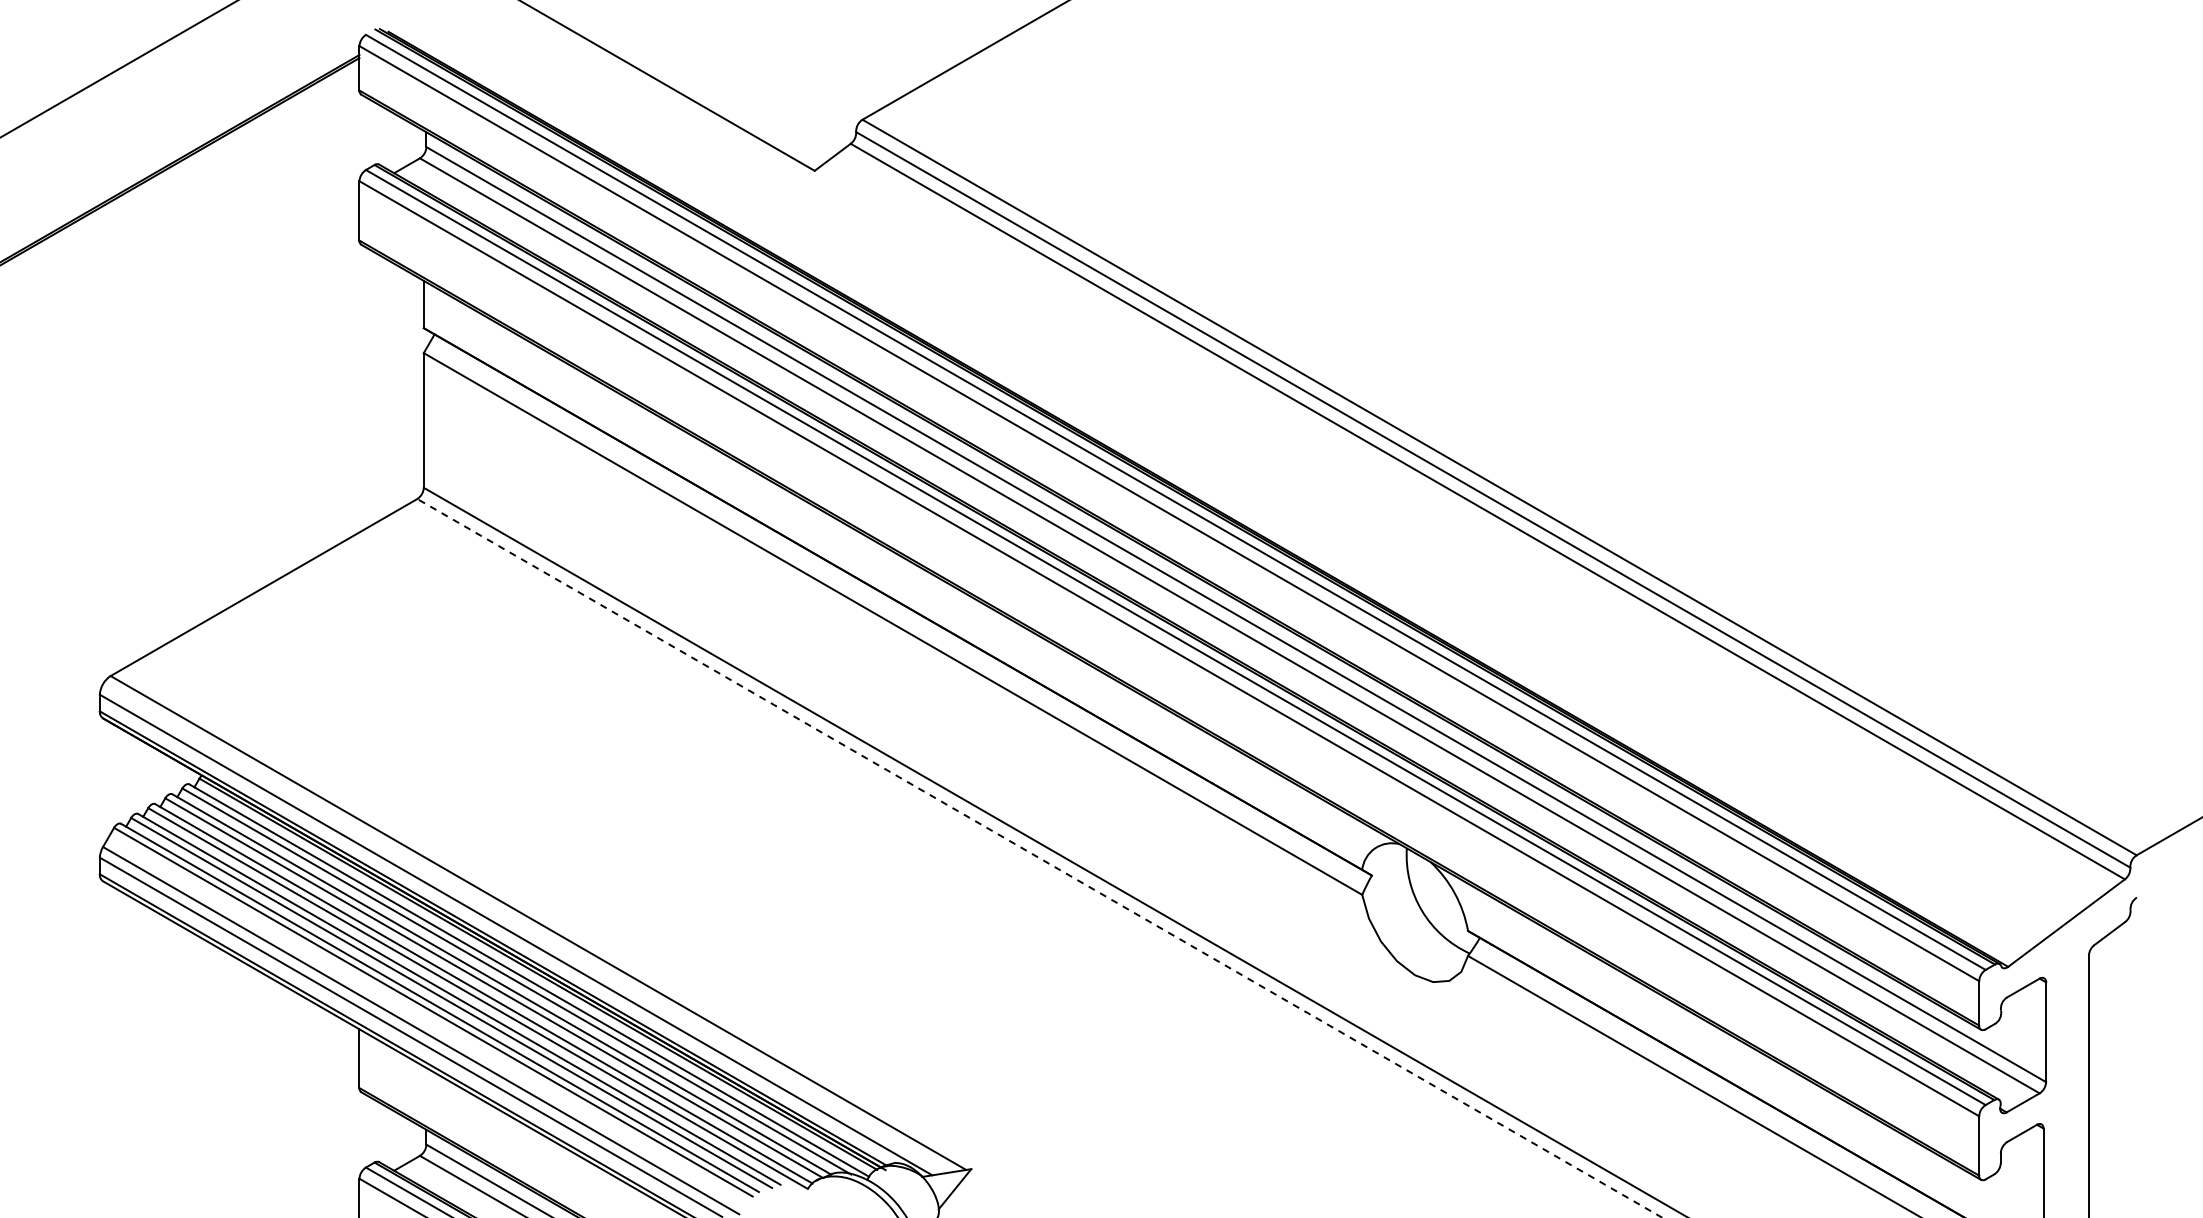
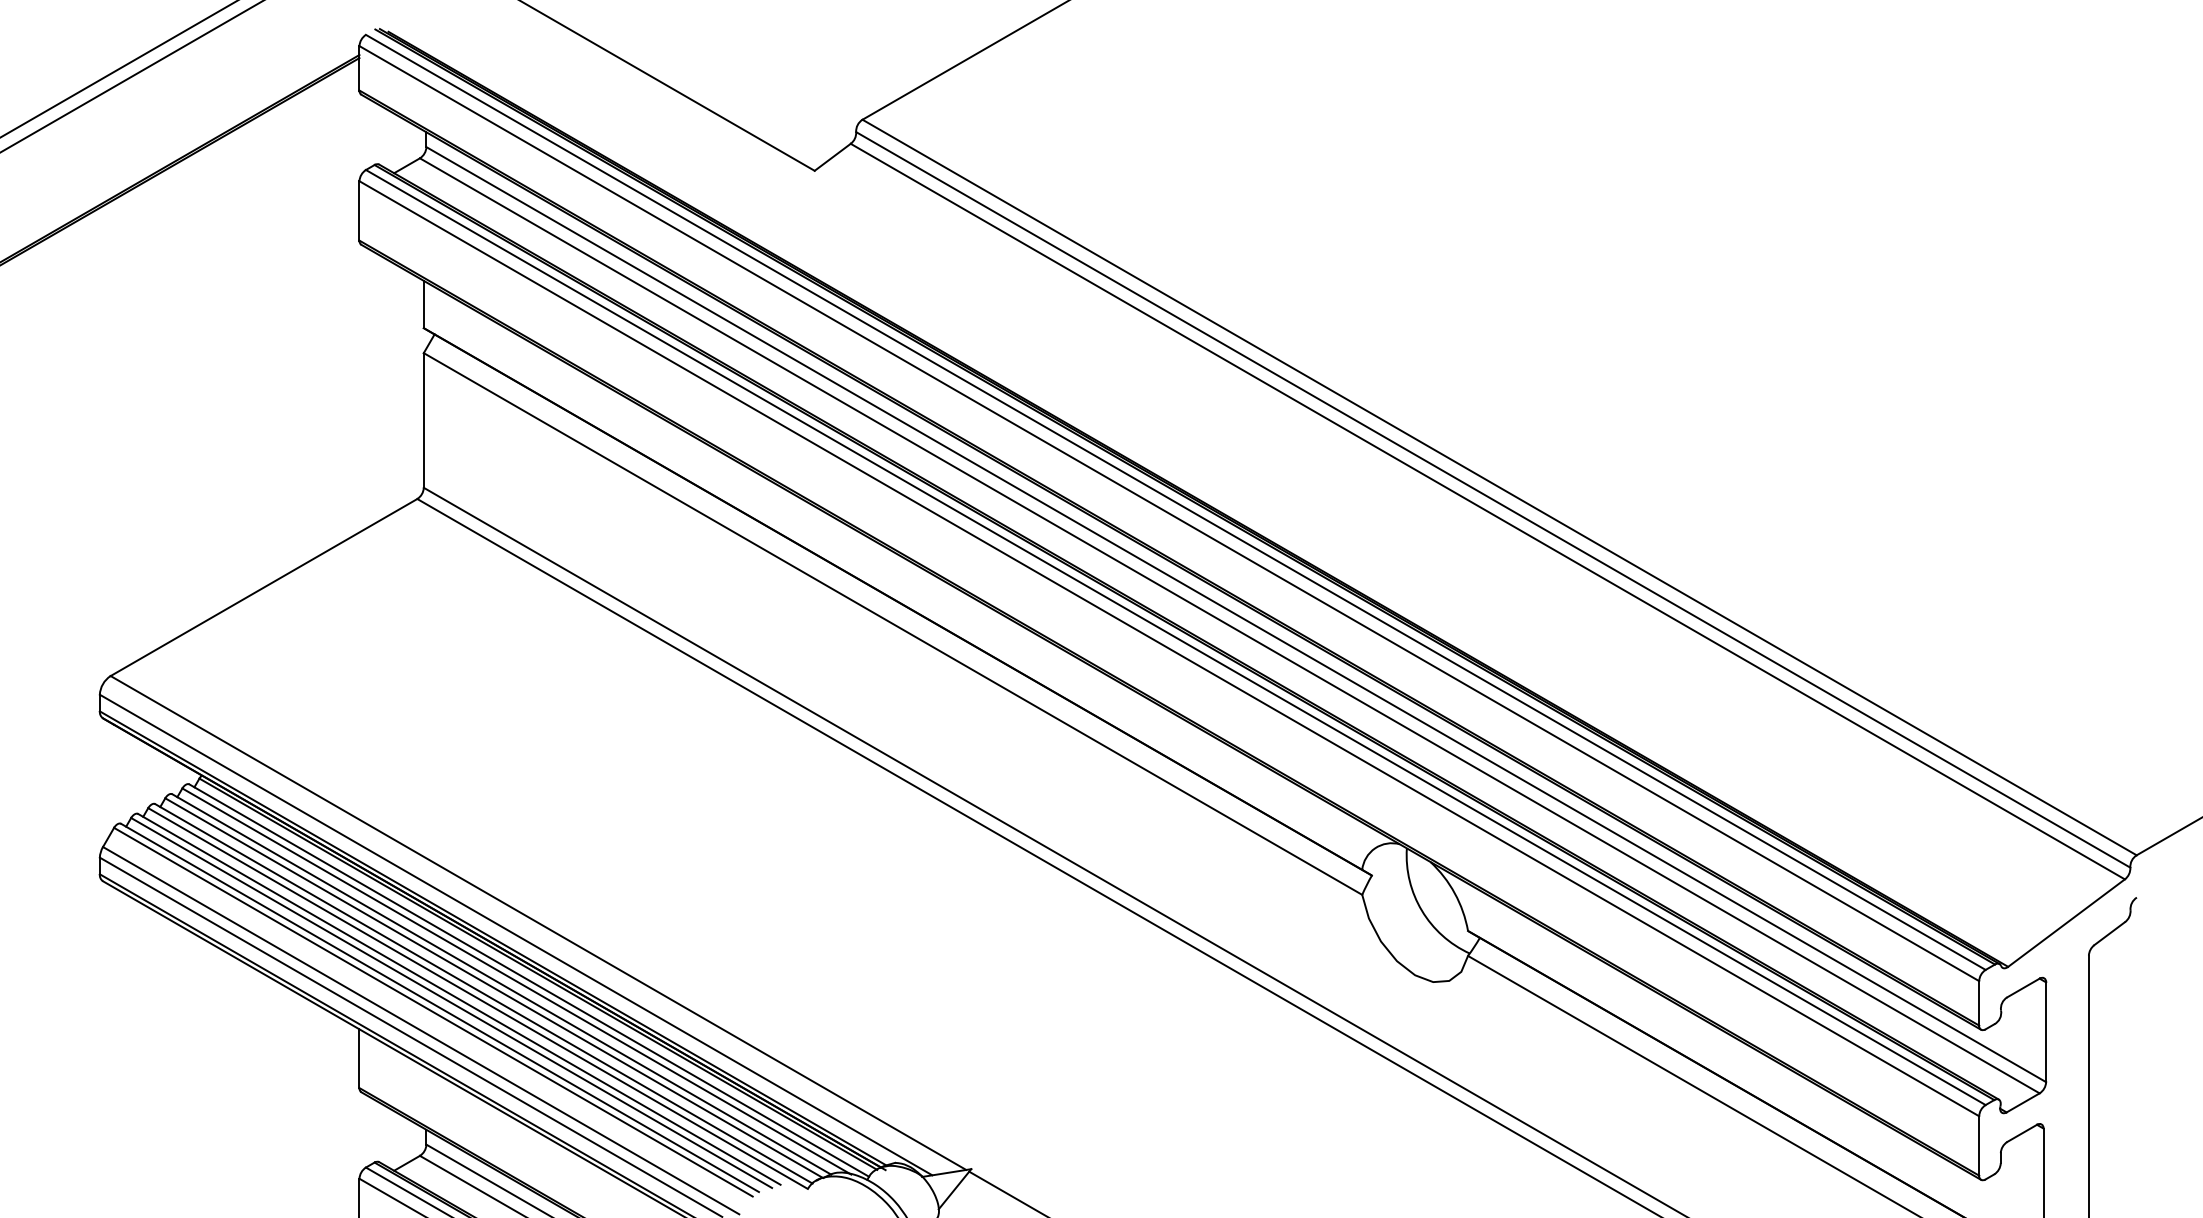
line: none -> present (131, 76)
line: dashed -> solid (1039, 858)
line: none -> present (1006, 1192)
